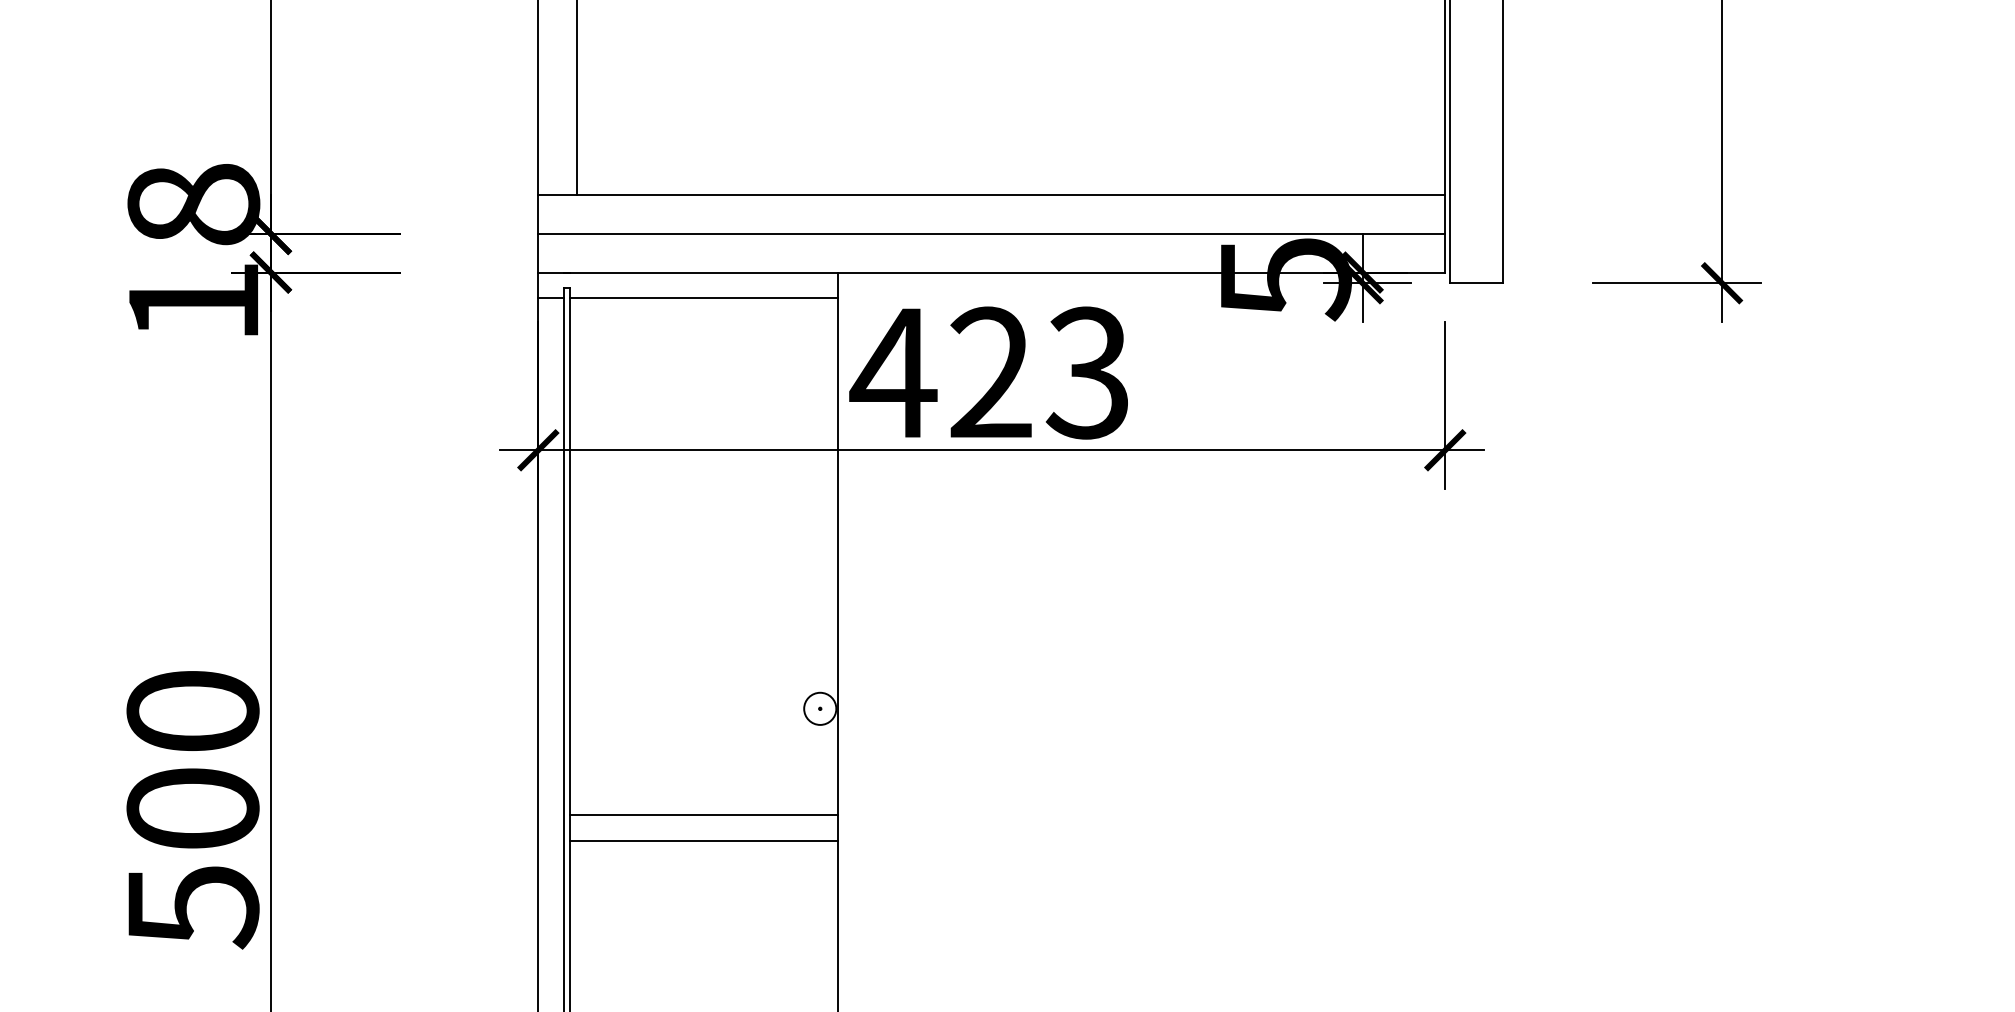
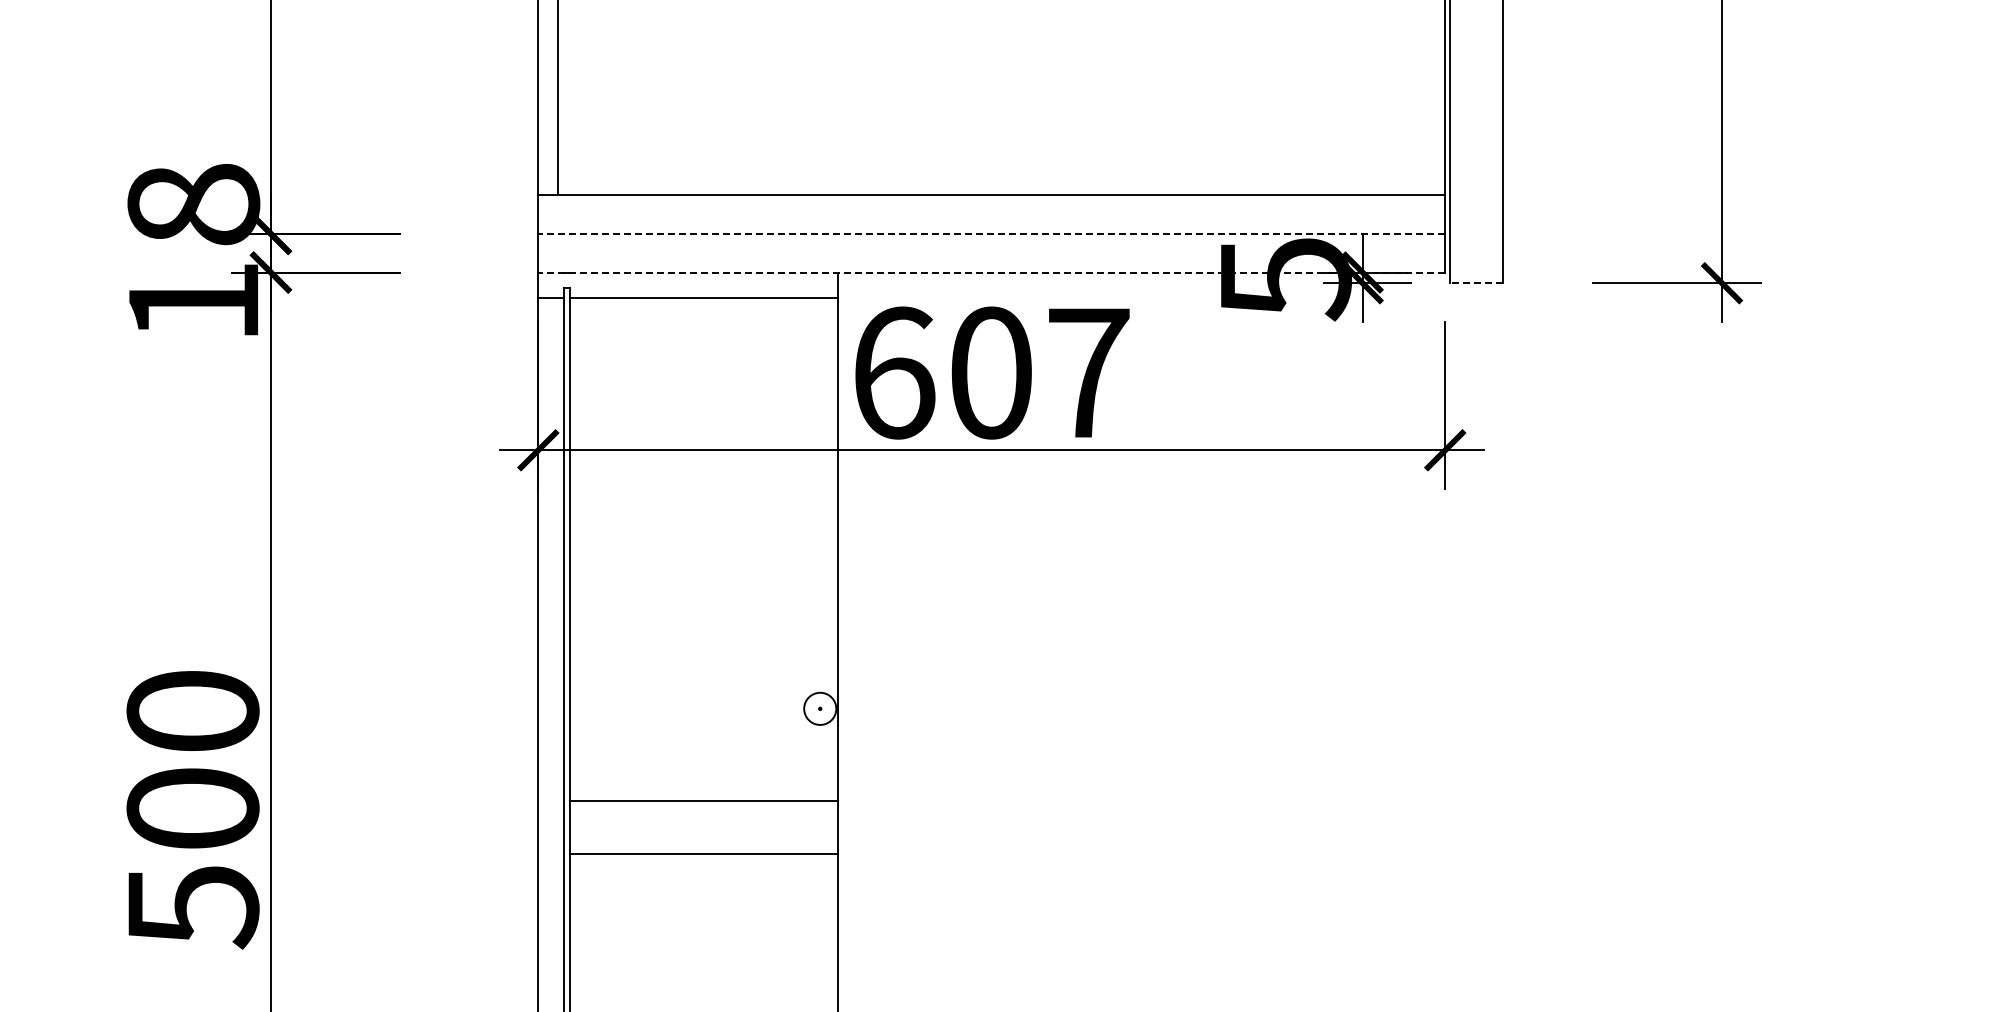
line position: (576, 98) -> (557, 98) (557, 98)
line: solid -> dashed (991, 233)
line: solid -> dashed (991, 272)
line: solid -> dashed (1476, 283)
text: 423 -> 607 (989, 372)
line position: (704, 814) -> (704, 800) (704, 800)
line position: (704, 840) -> (704, 853) (704, 853)
